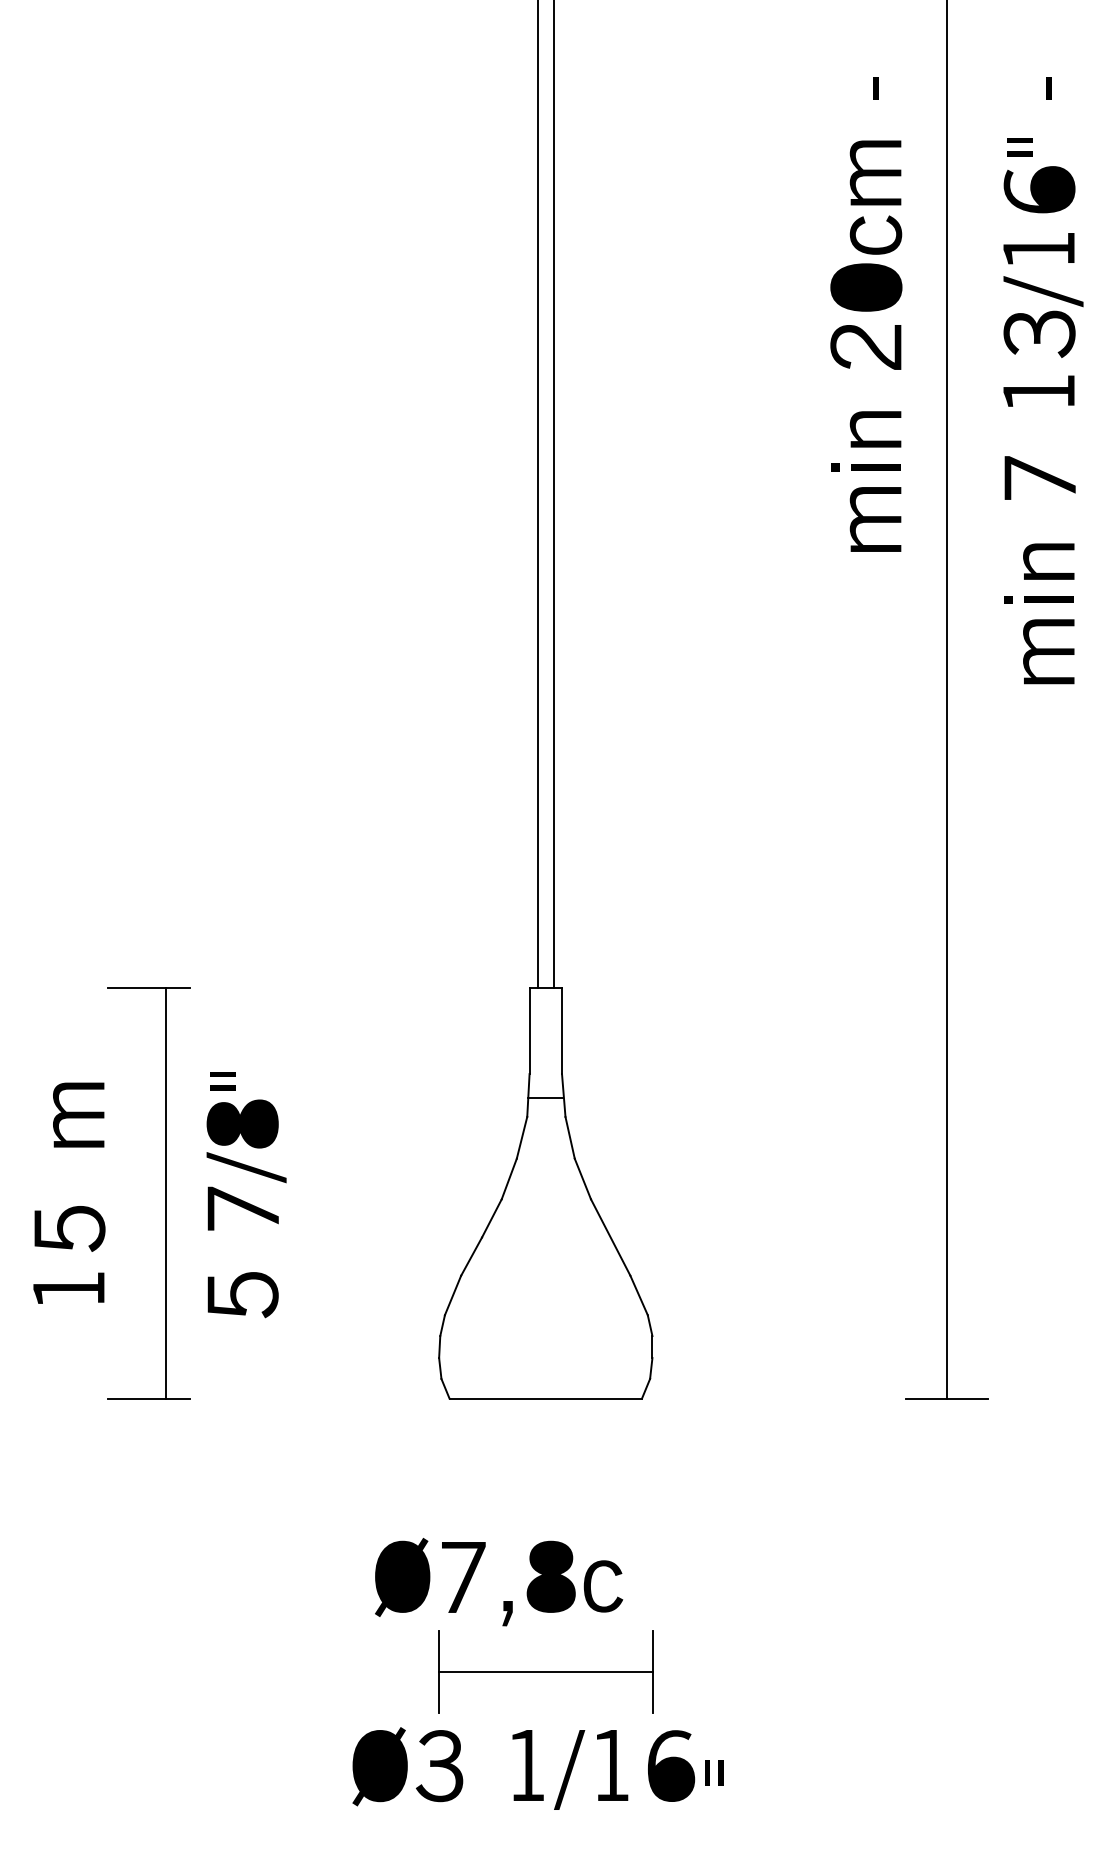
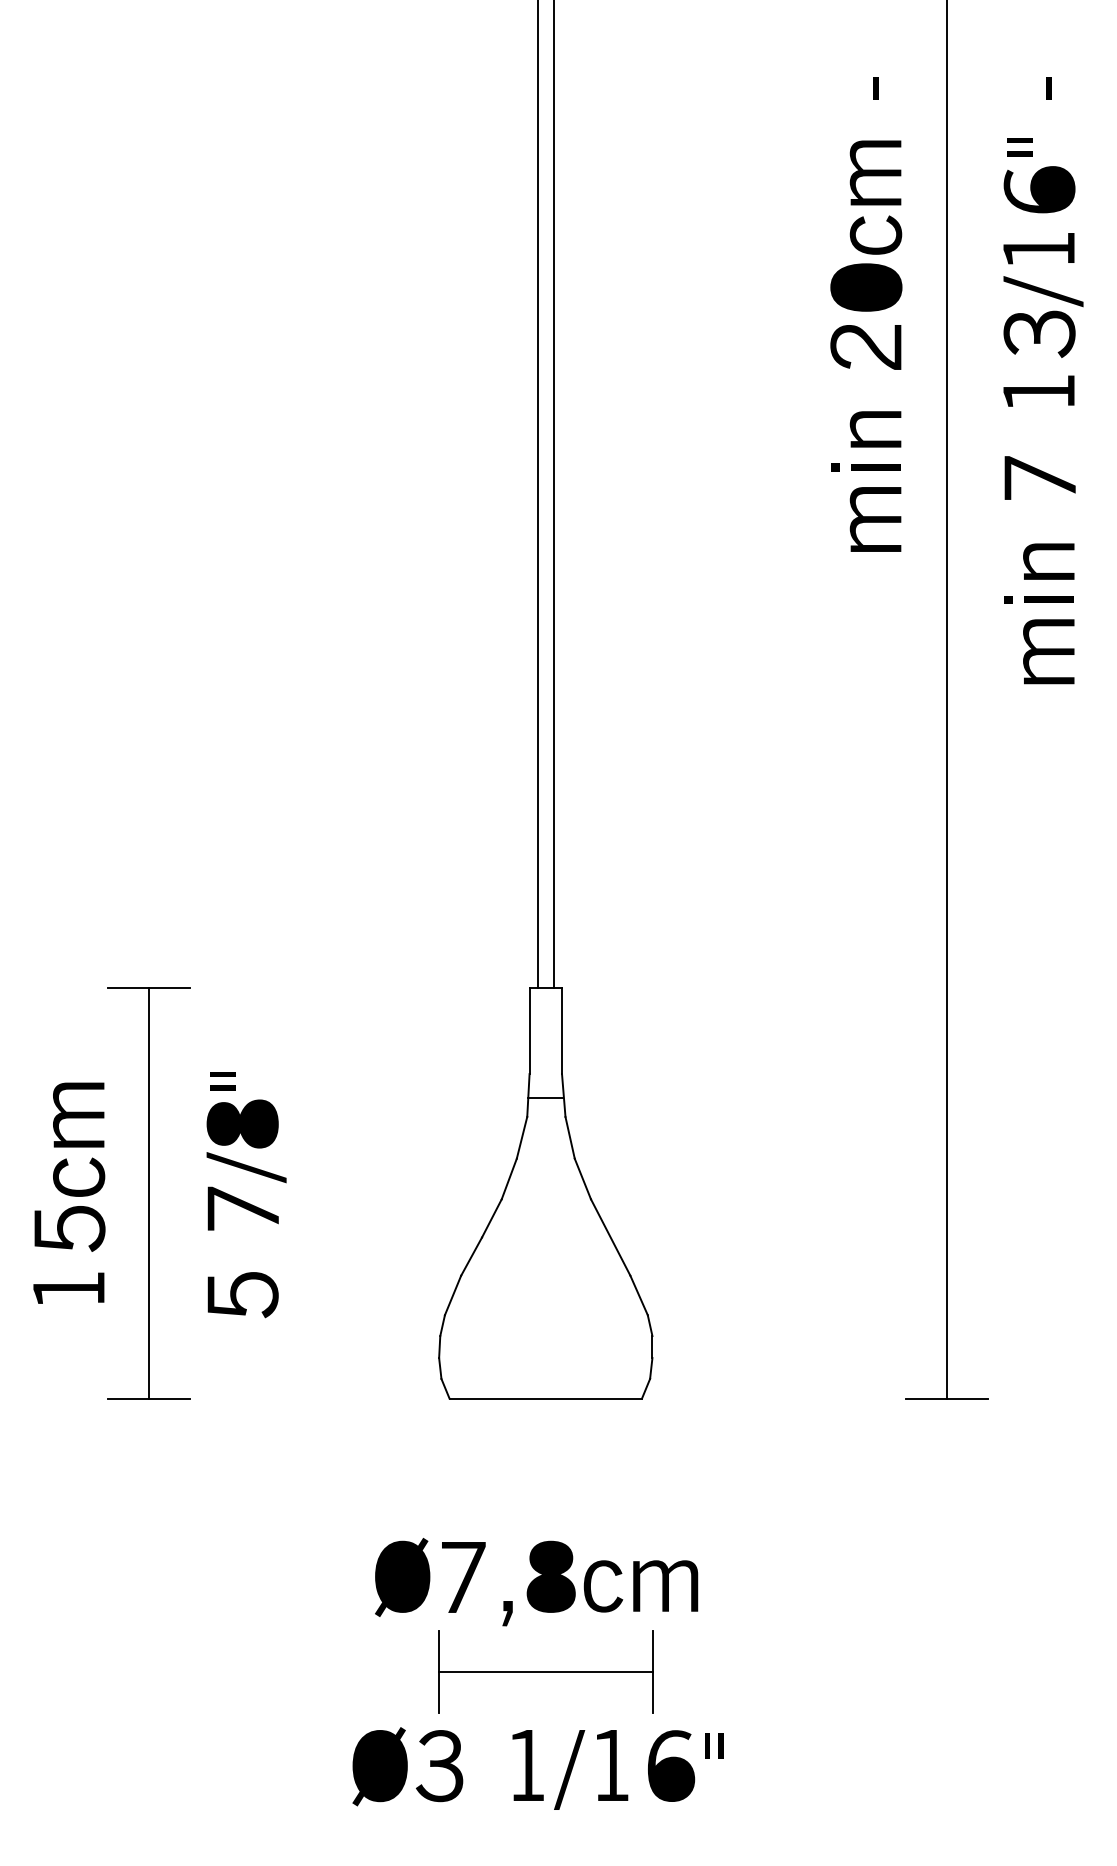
part: none -> present (79, 1189)
line position: (165, 1192) -> (148, 1192) (148, 1192)
fill: none -> present (665, 1585)
part position: (714, 1772) -> (714, 1745) (714, 1745)
